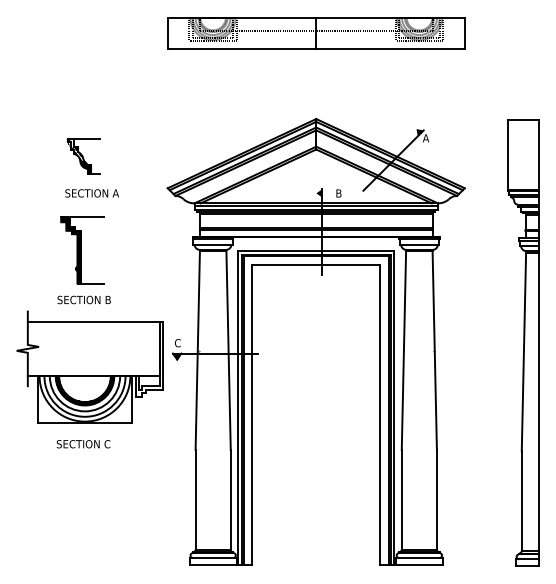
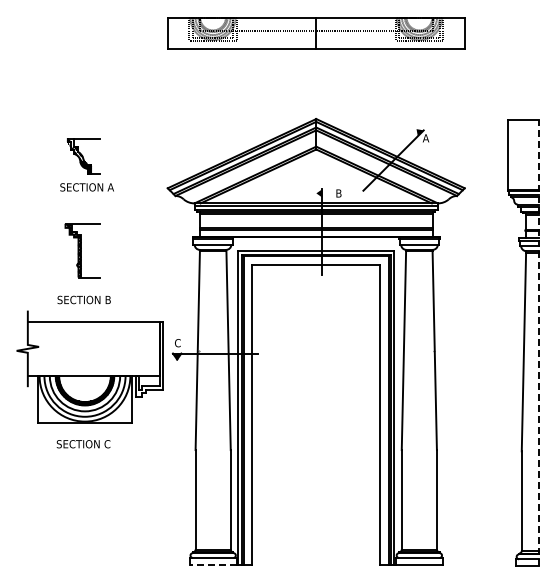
text position: (91, 193) -> (86, 187) (86, 187)
part size: 45x69 px -> 37x56 px (82, 250)
line: solid -> dashed (539, 342)
line: solid -> dashed (213, 565)
